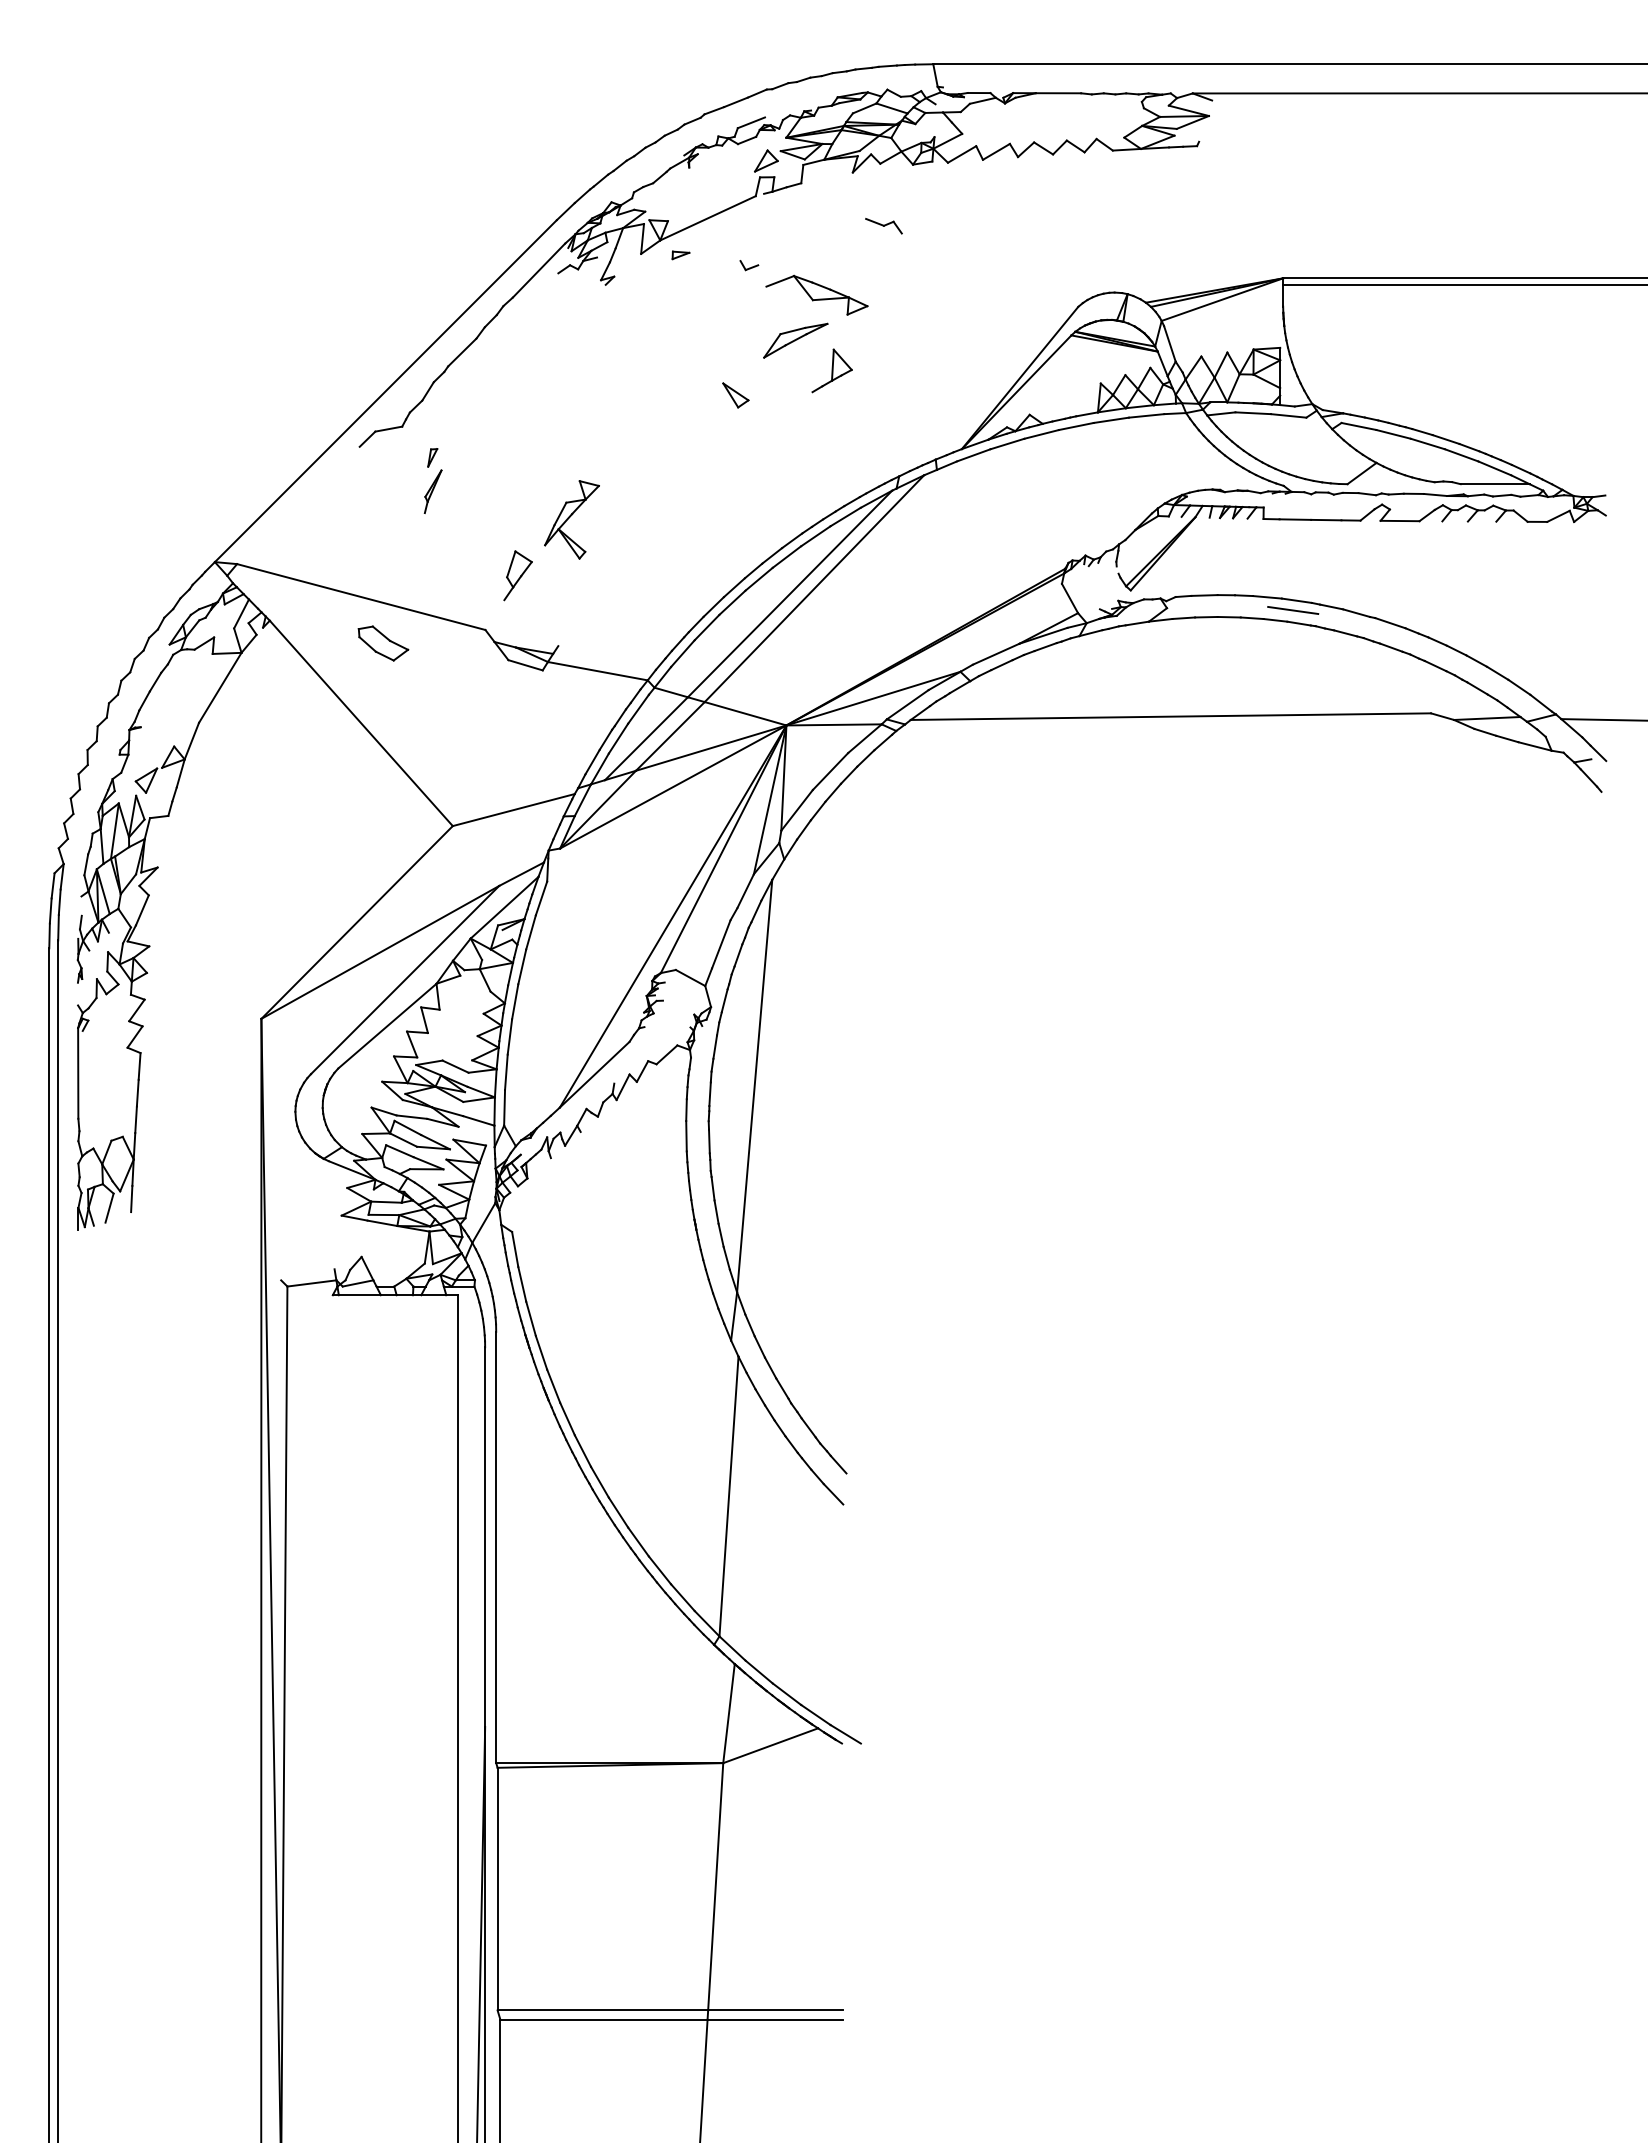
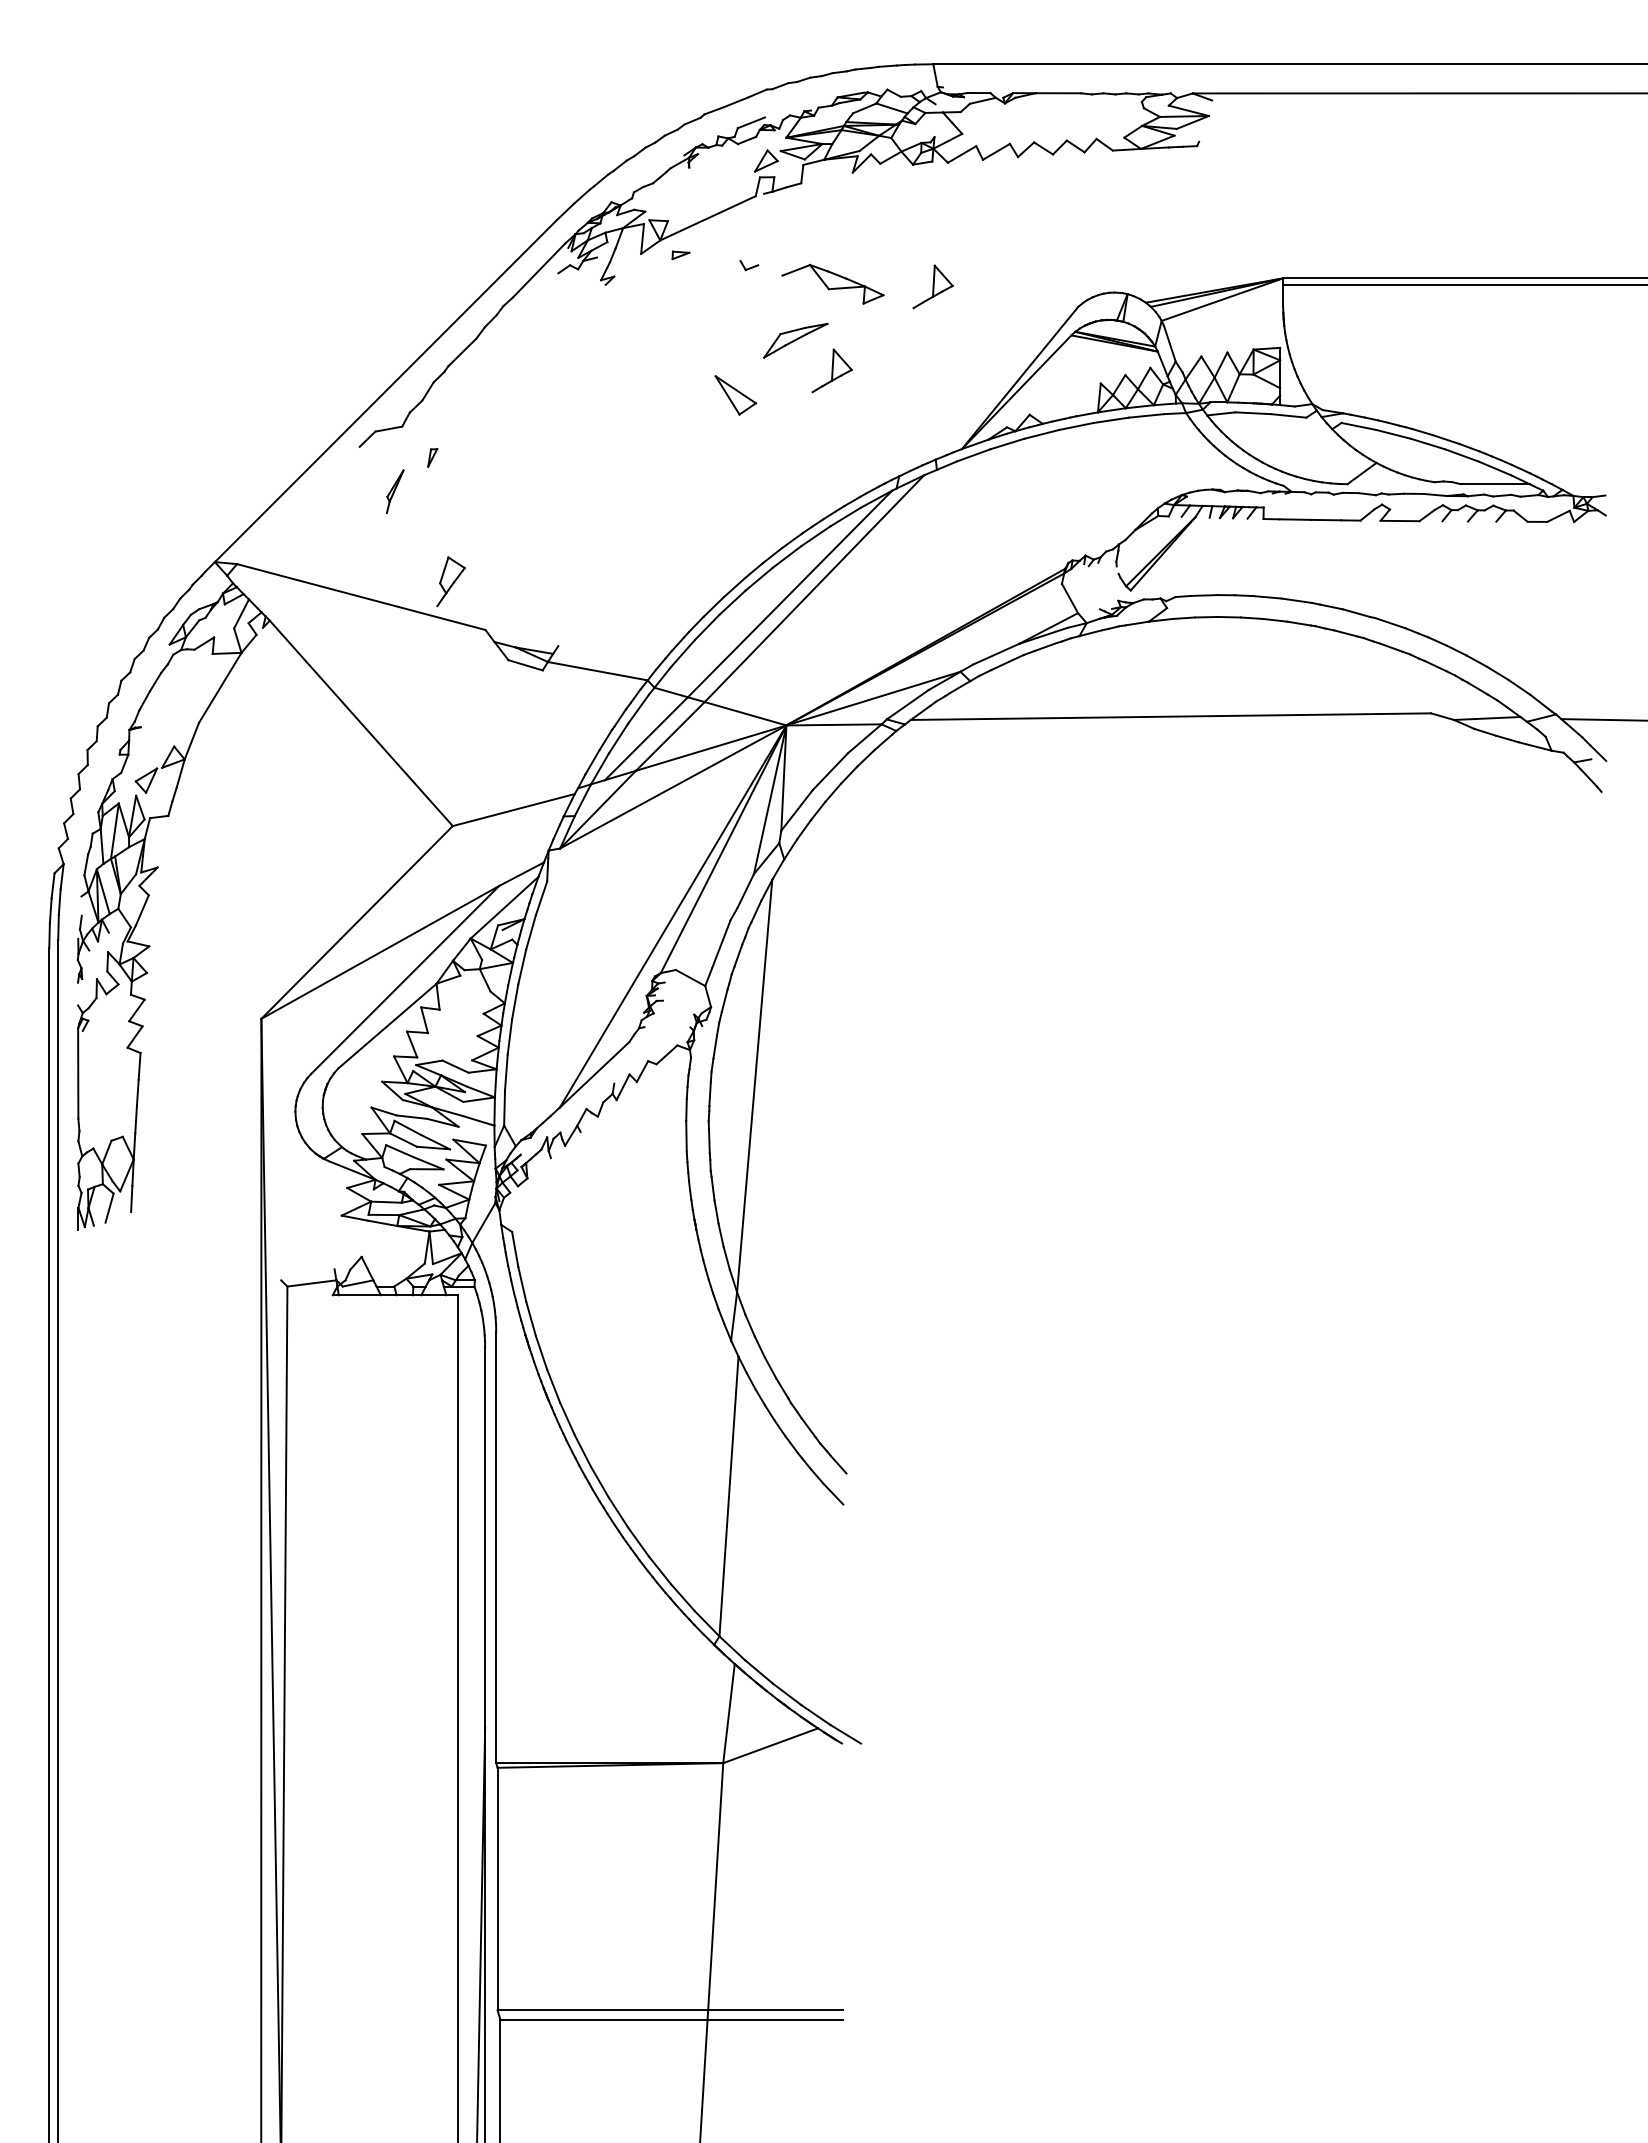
part: present -> none (883, 226)
part: none -> present (932, 286)
part position: (816, 294) -> (832, 283) (832, 283)
part size: 28x27 px -> 43x41 px (735, 395)
part position: (432, 491) -> (394, 491) (394, 491)
part: present -> none (571, 519)
part position: (517, 575) -> (450, 581) (450, 581)
line: present -> none (1293, 609)
part: present -> none (383, 643)
